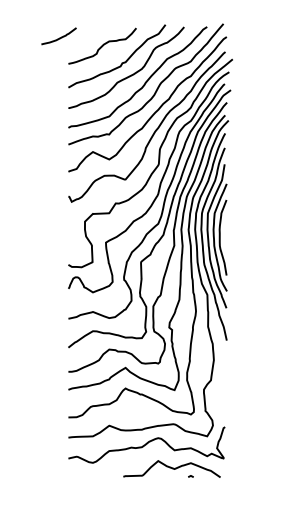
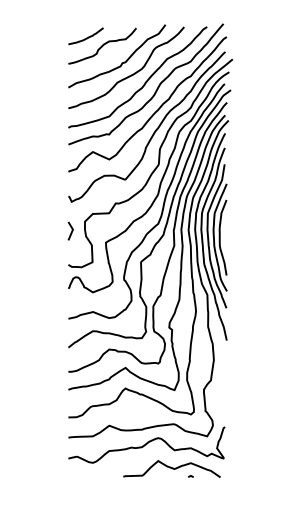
curve position: (59, 37) -> (86, 37) (86, 37)
line: none -> present (71, 230)
